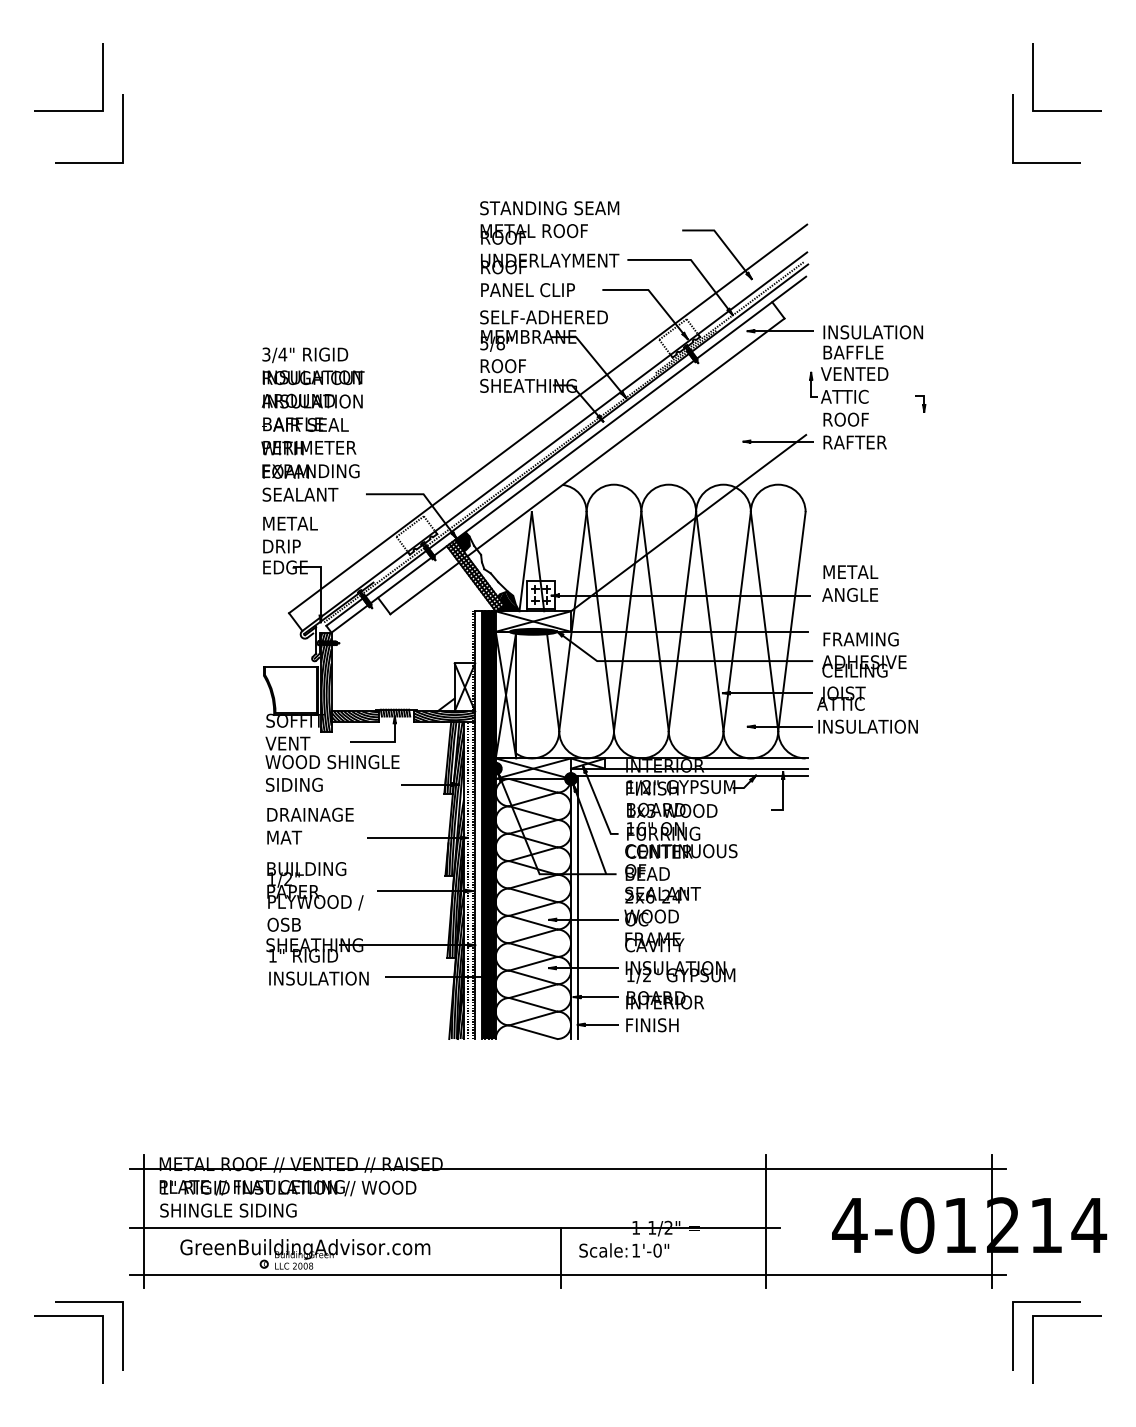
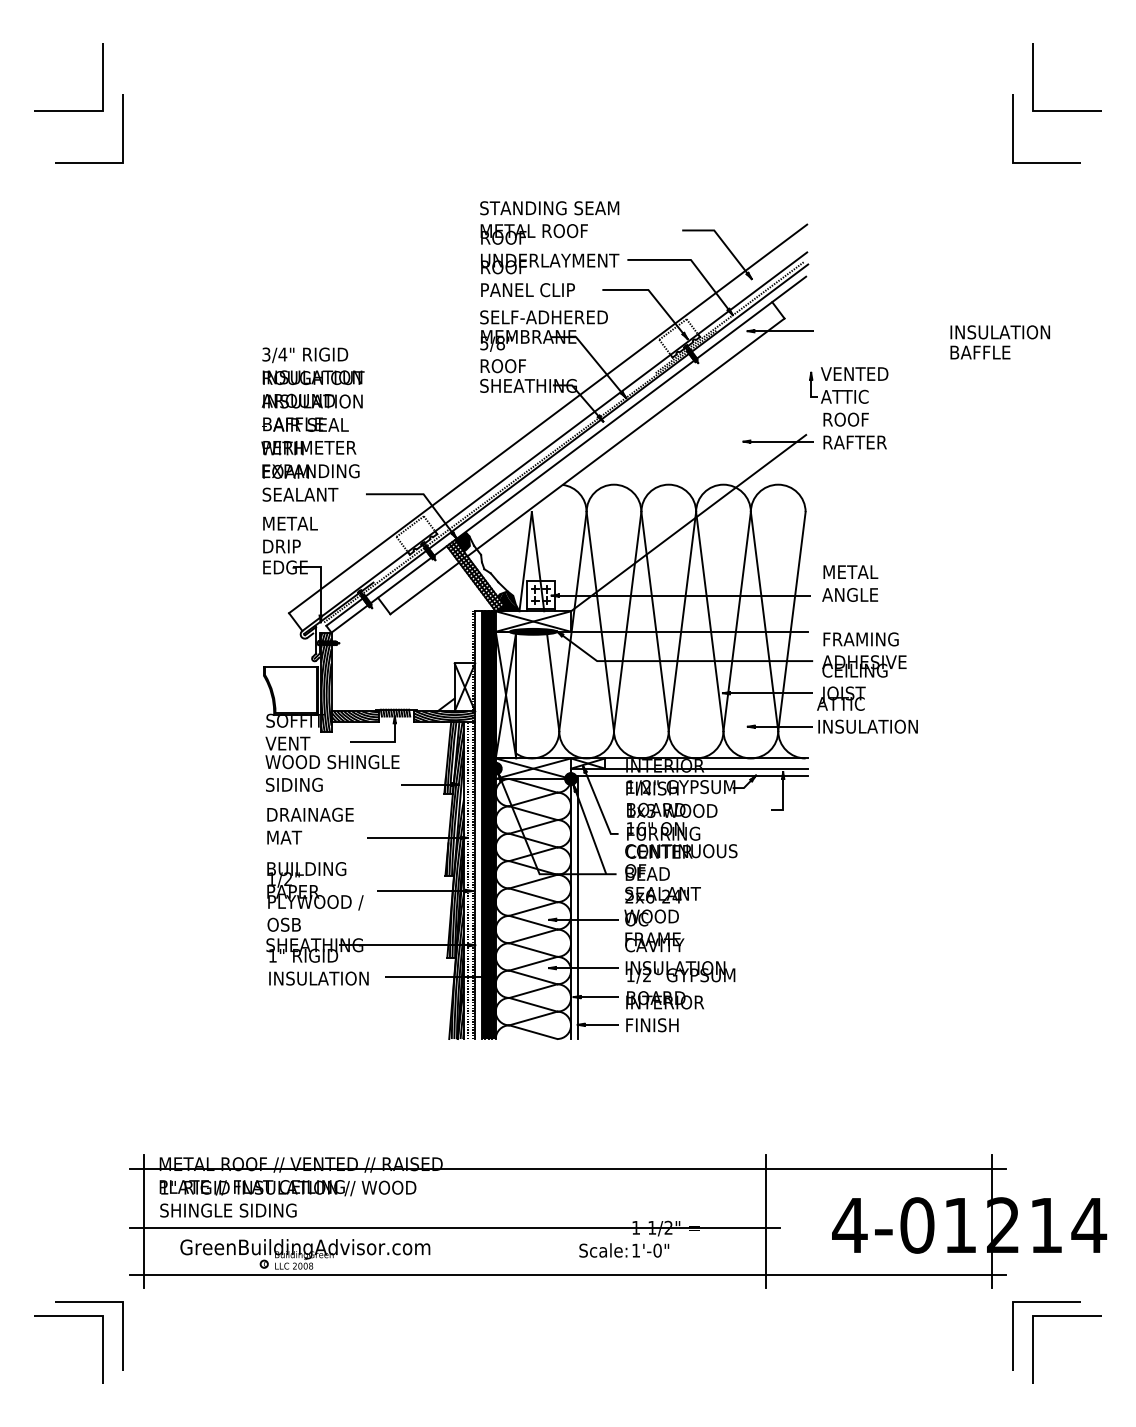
text position: (872, 342) -> (999, 342) (999, 342)
part: present -> none (920, 403)
line: present -> none (560, 1257)
